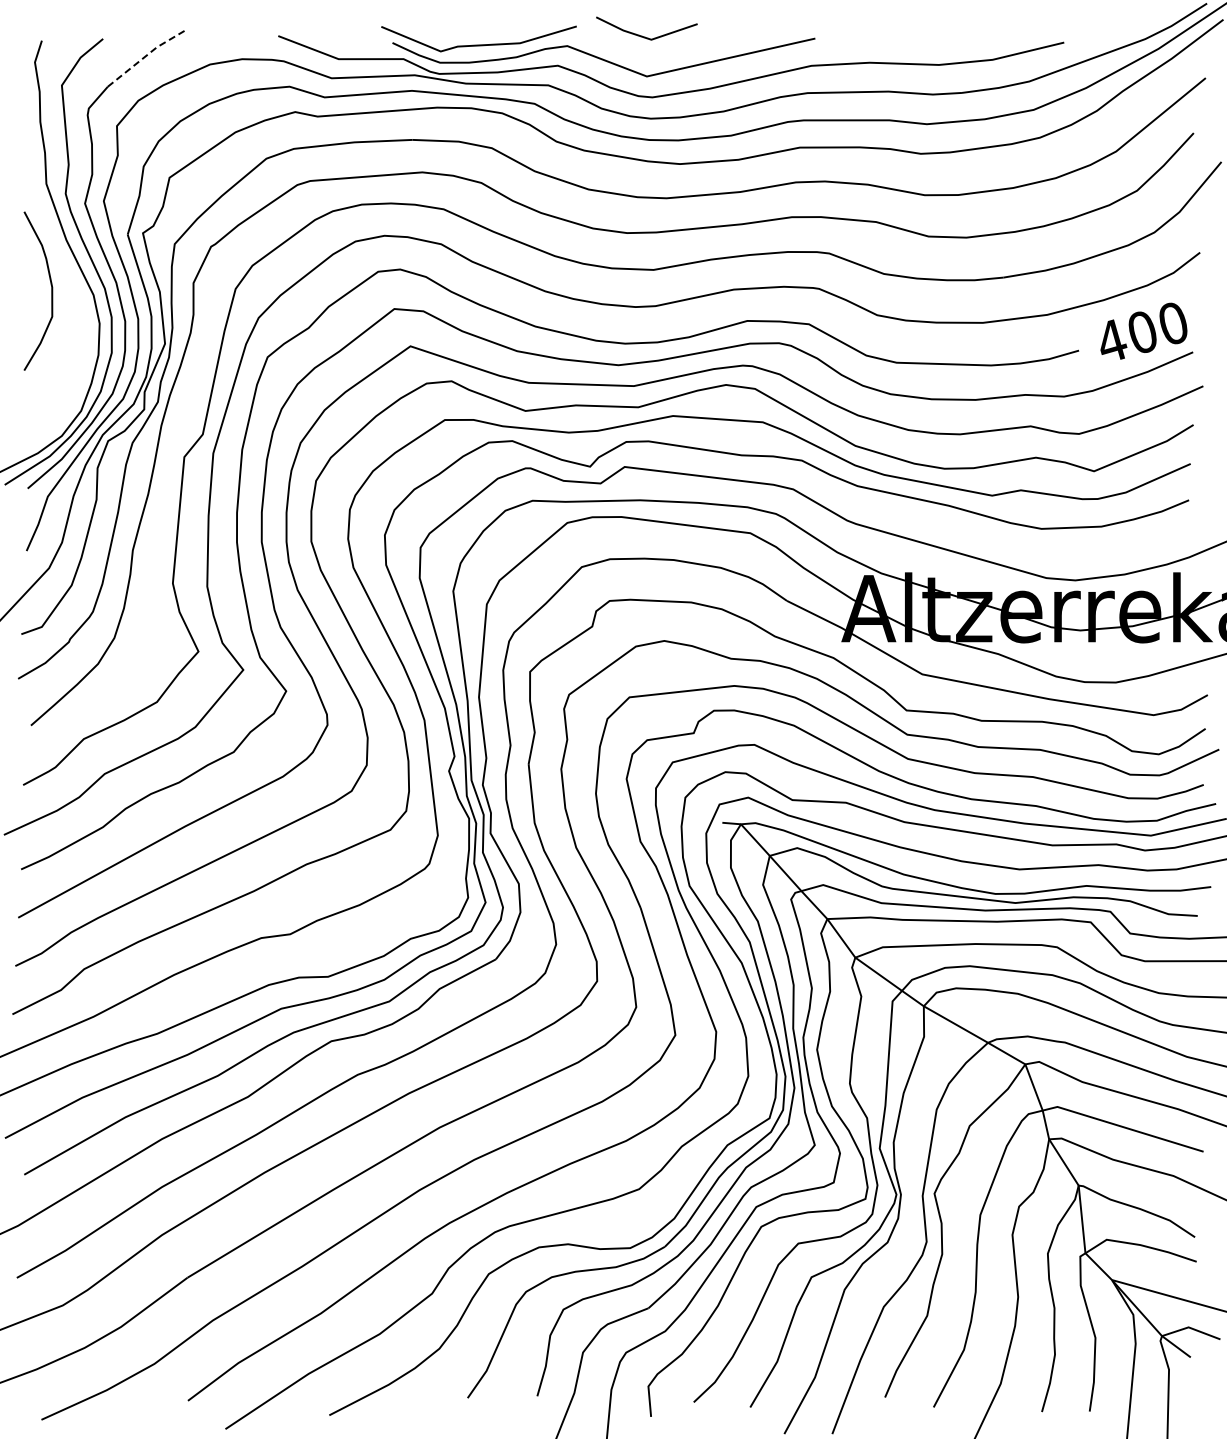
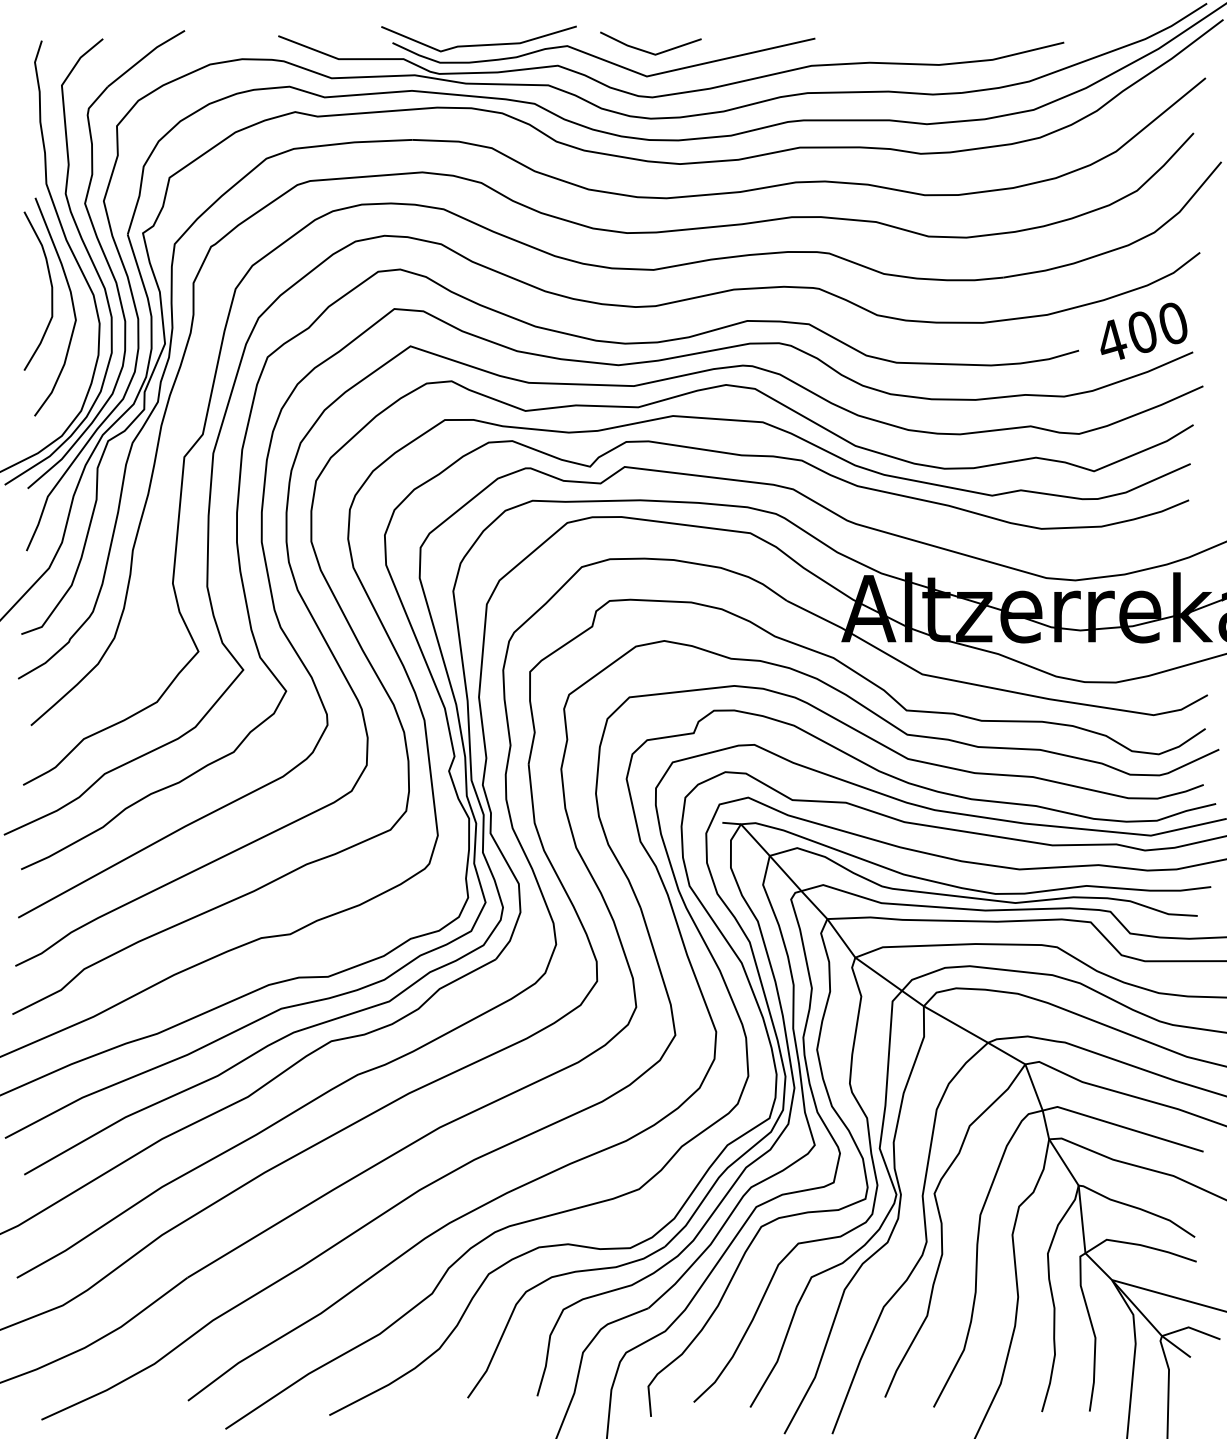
line position: (642, 35) -> (646, 50) (646, 50)
line: dashed -> solid (145, 56)
curve: none -> present (71, 302)
